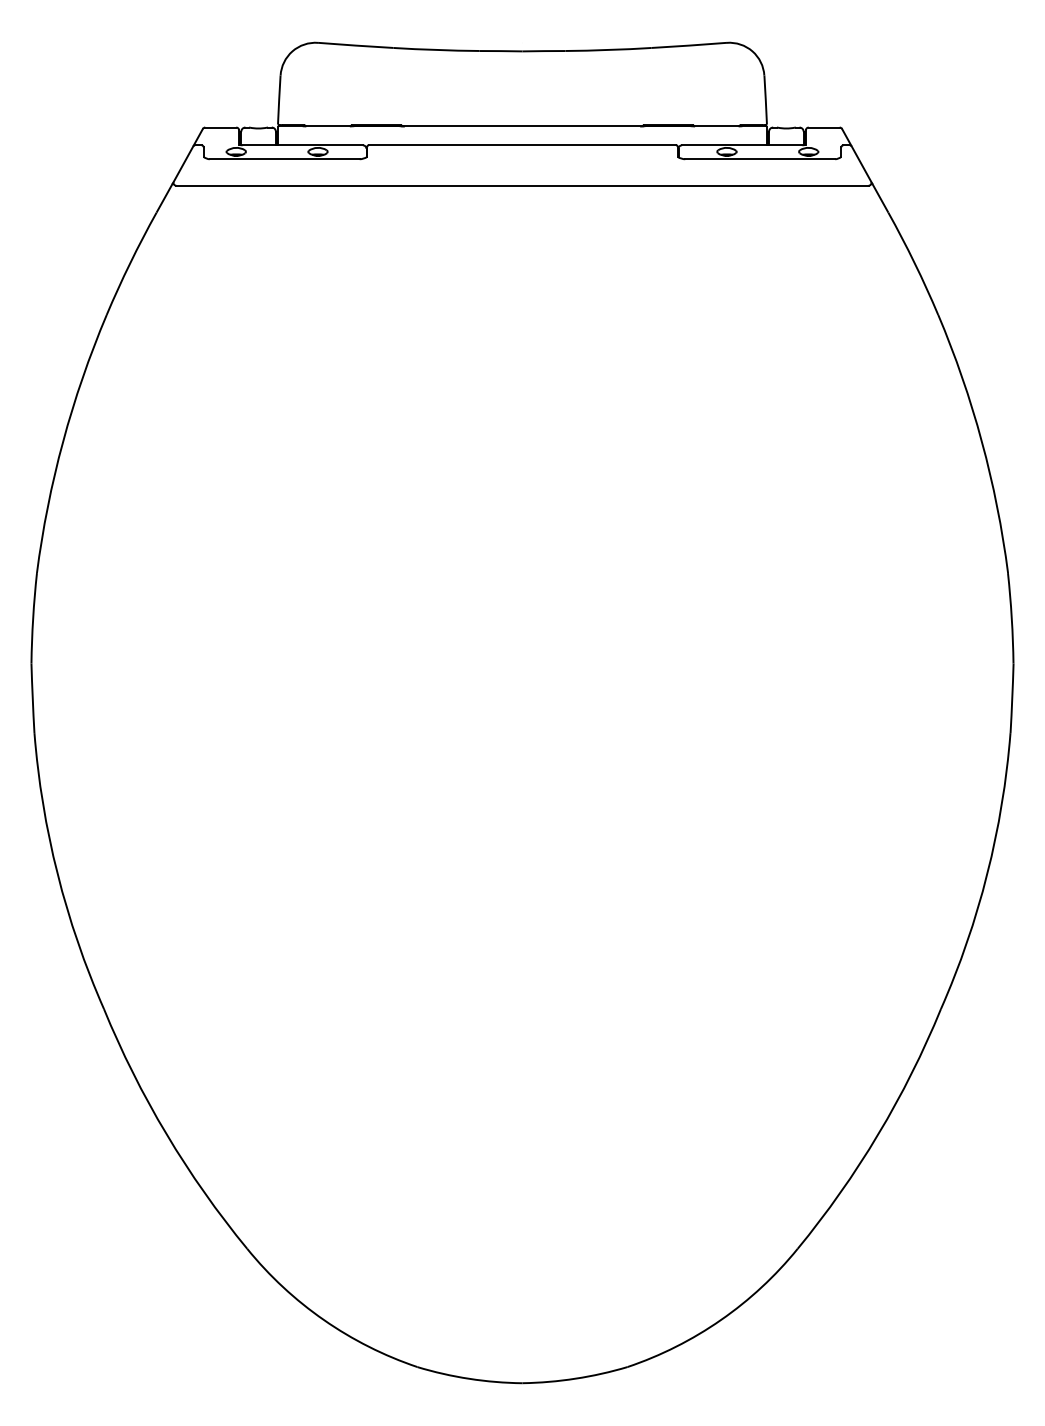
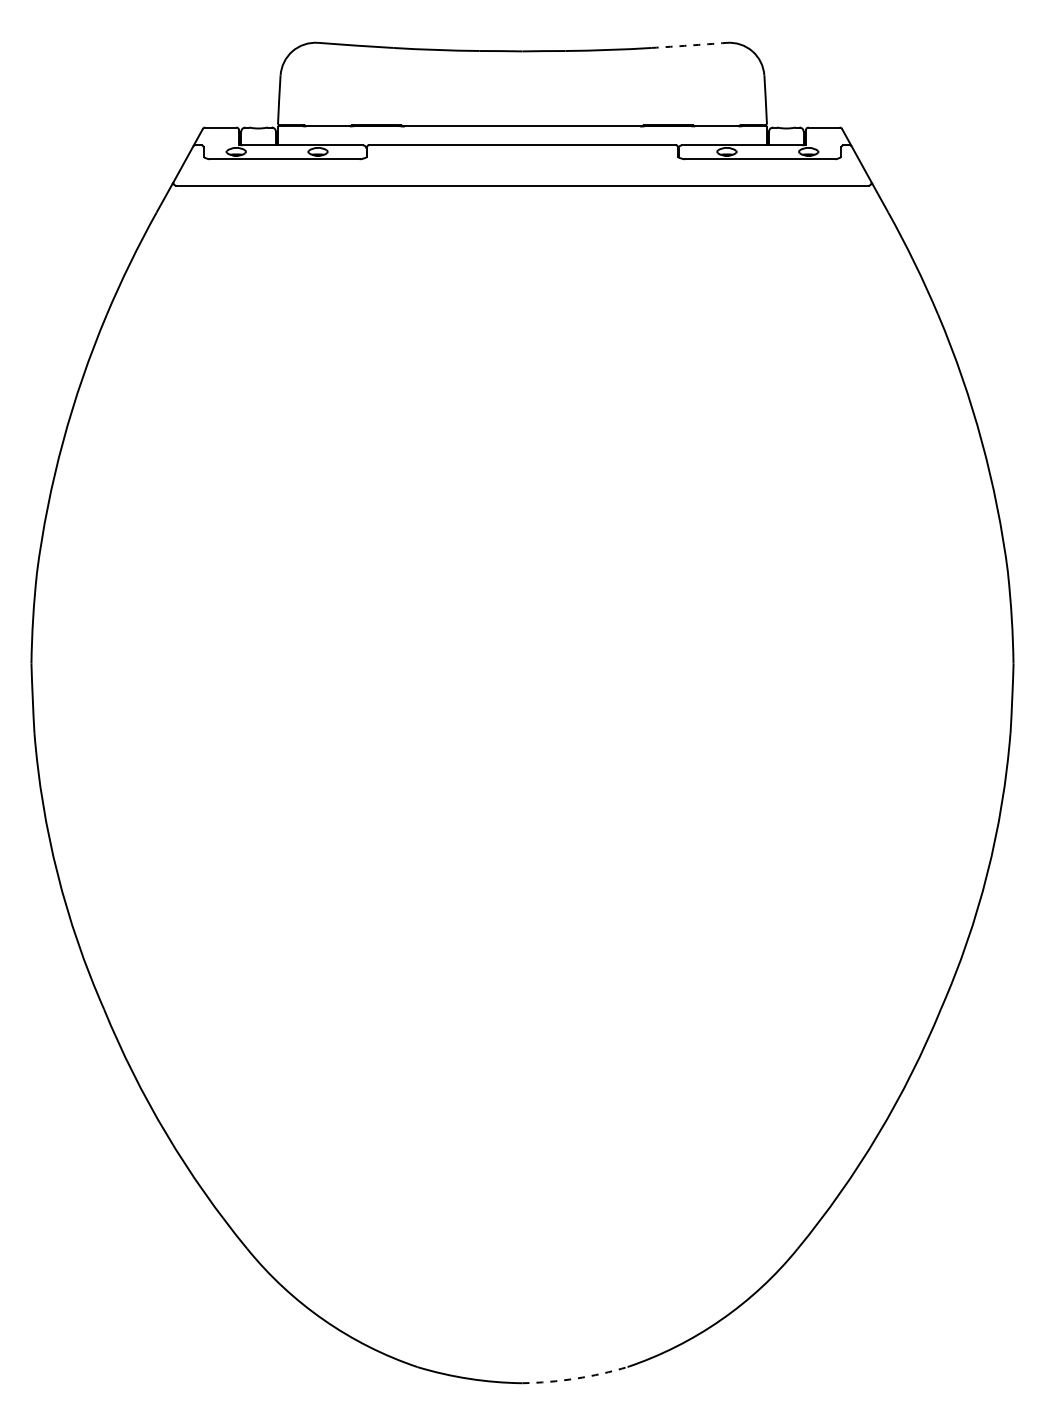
arc: solid -> dashed (689, 45)
arc: solid -> dashed (575, 1378)
